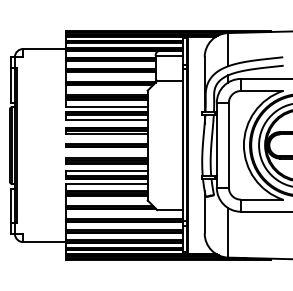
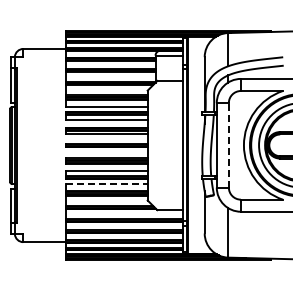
line: solid -> dashed (228, 144)
line: solid -> dashed (106, 184)
